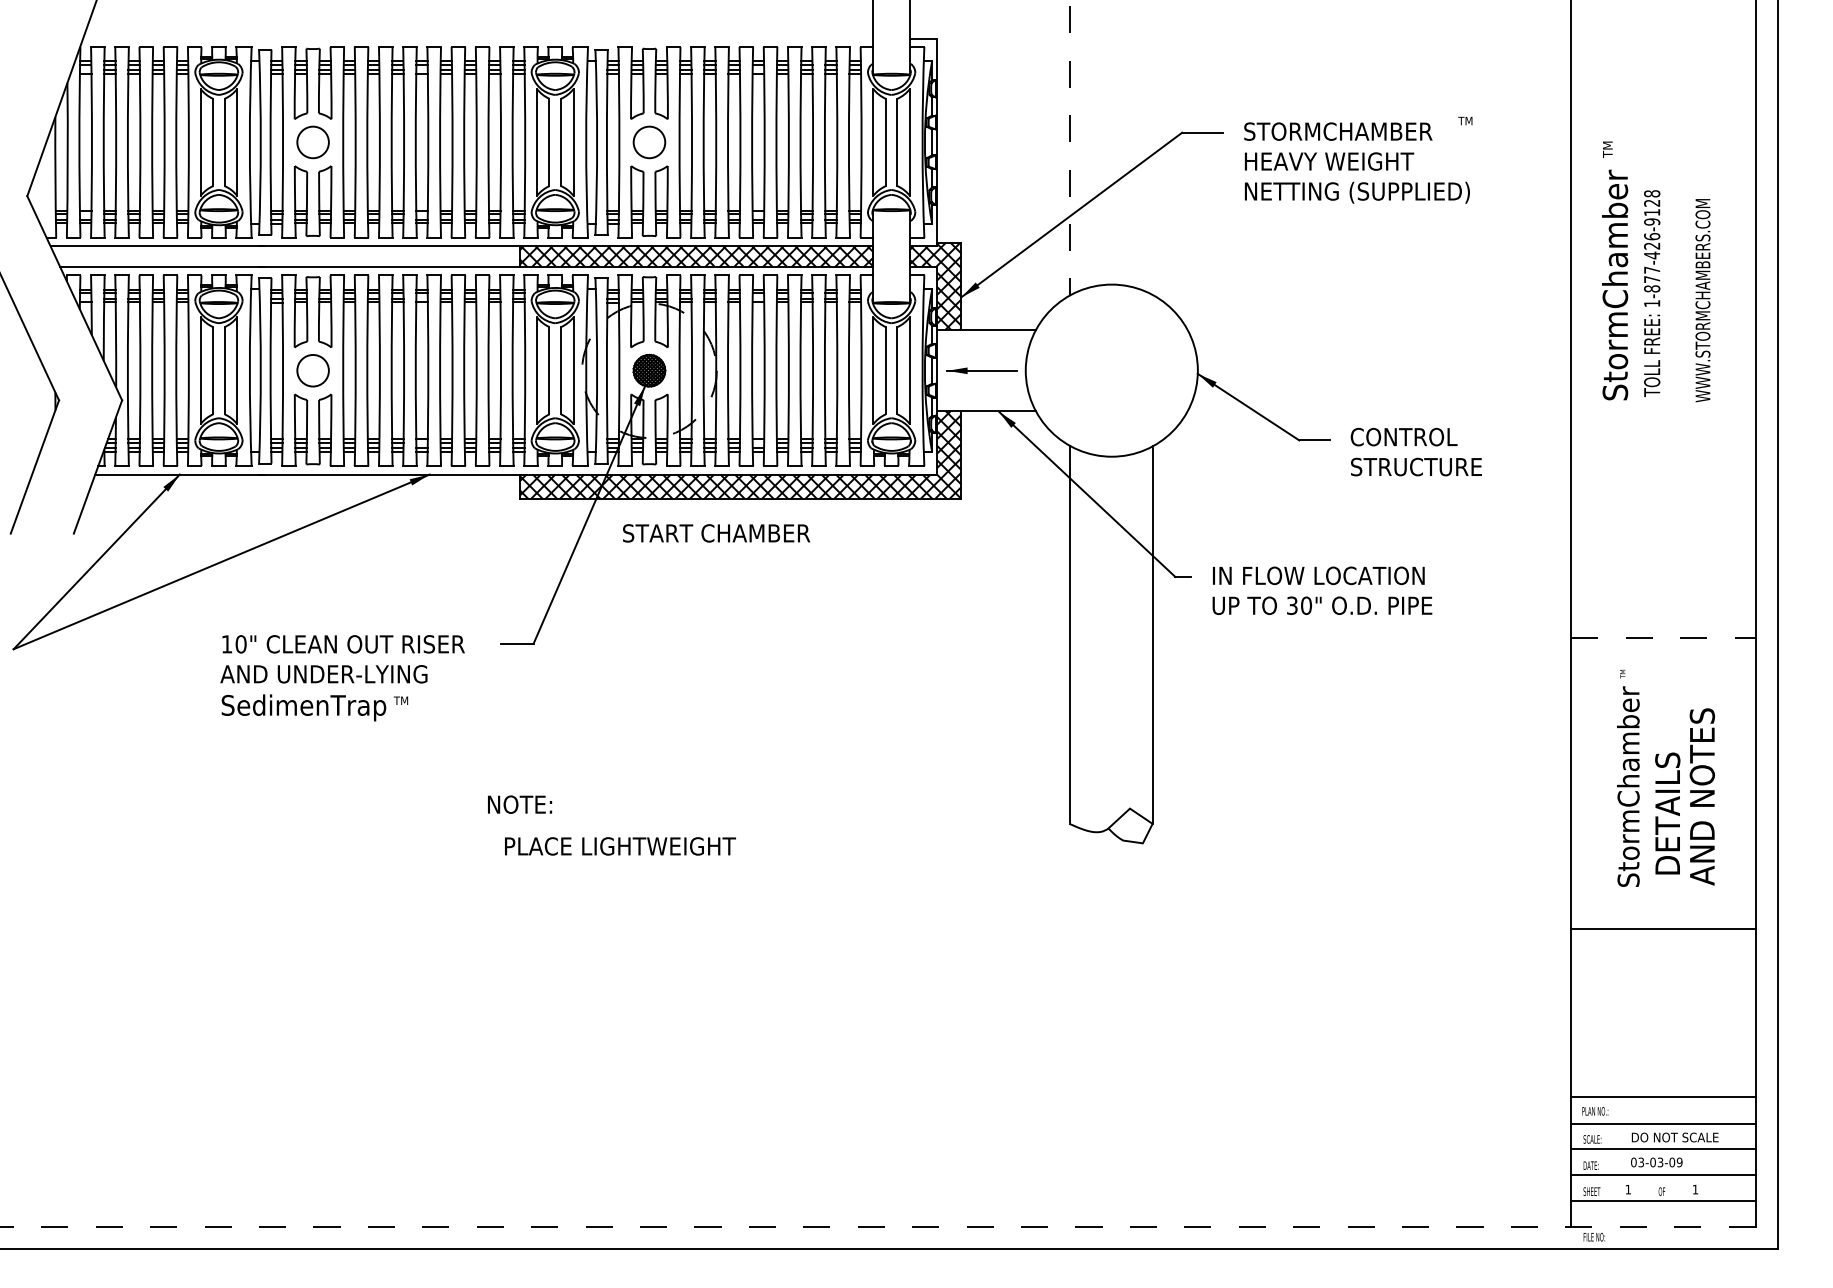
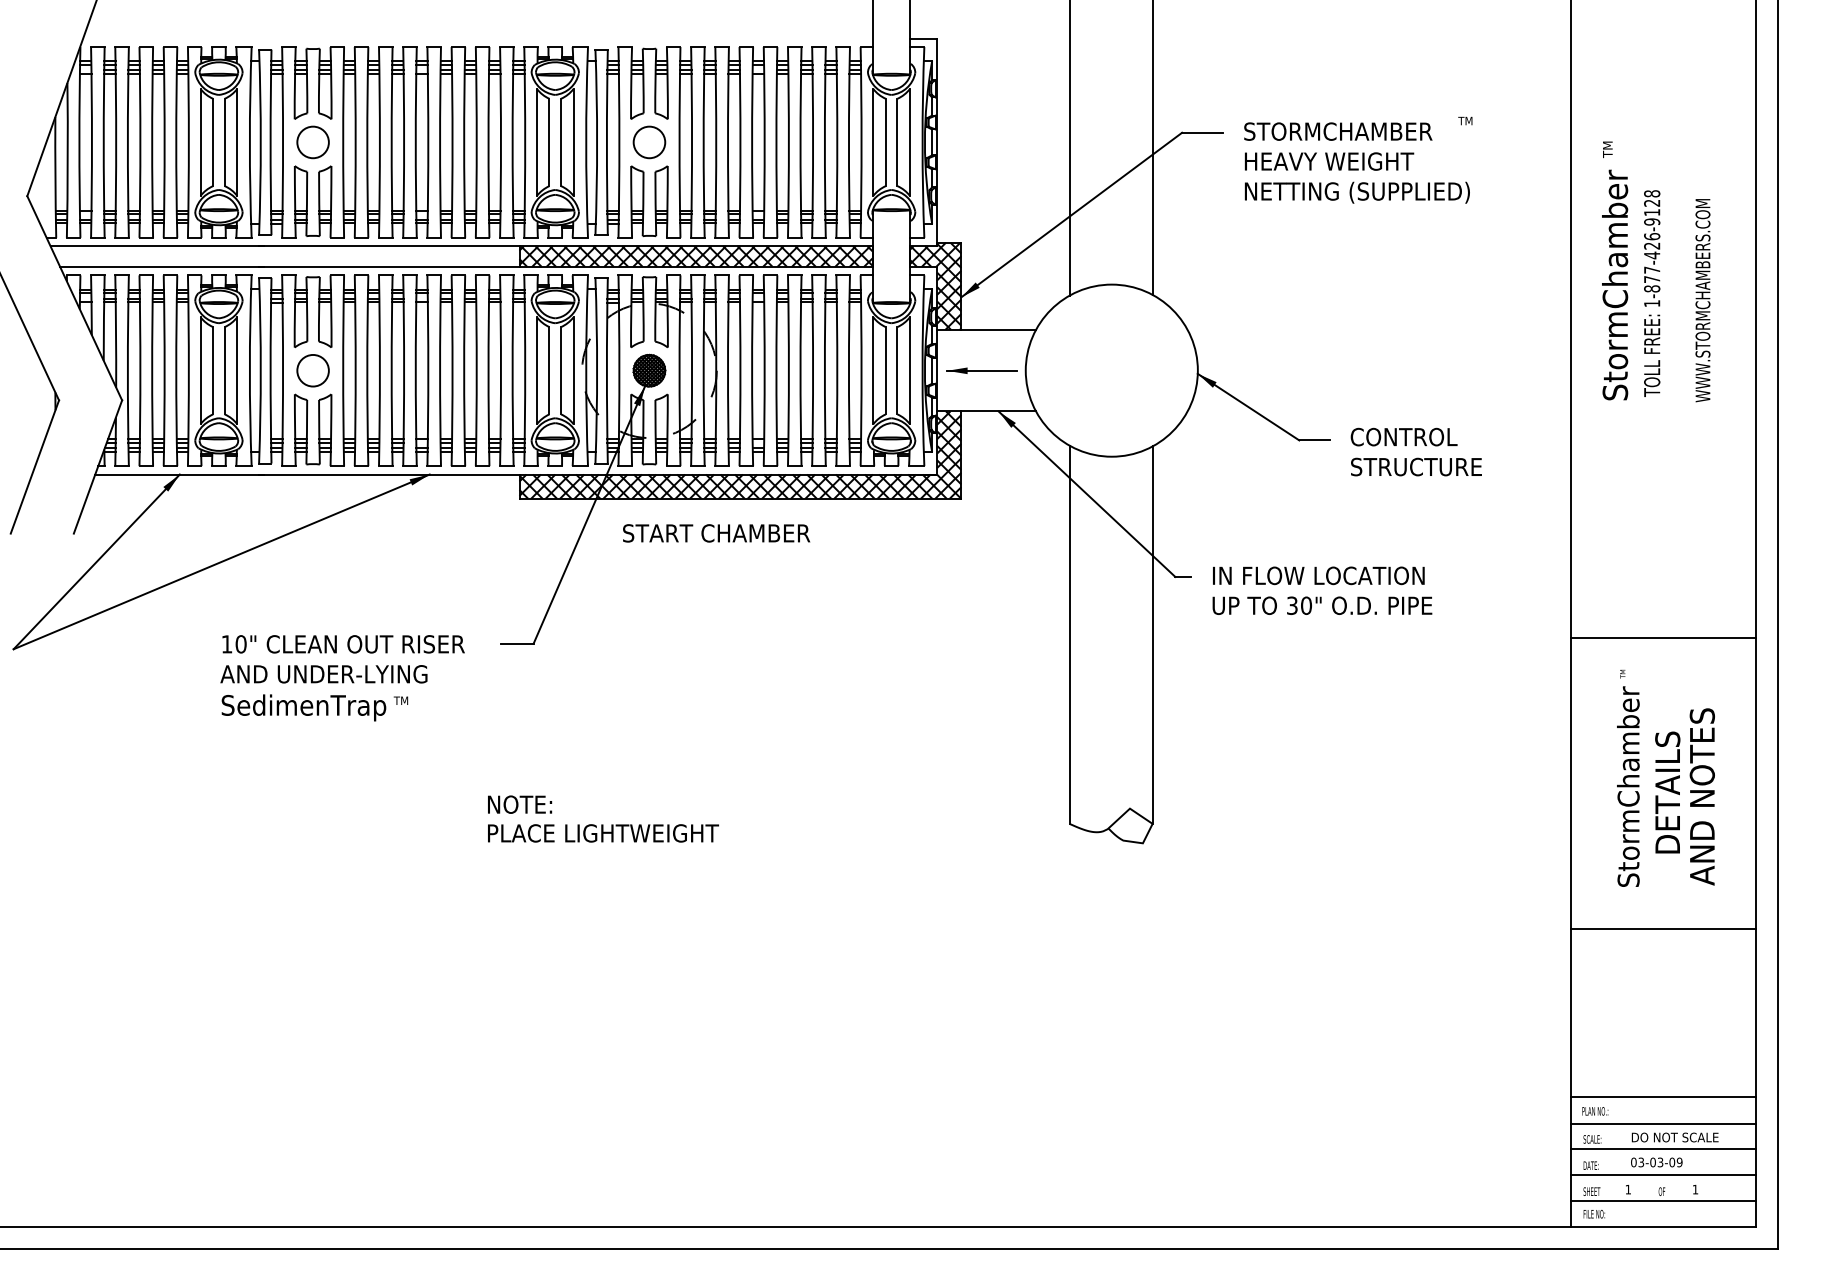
line: dashed -> solid (1069, 148)
line: none -> present (1152, 148)
line: dashed -> solid (1663, 637)
text position: (1667, 813) -> (1667, 792) (1667, 792)
text position: (620, 846) -> (603, 833) (603, 833)
line: dashed -> solid (877, 1227)
text position: (1593, 1237) -> (1593, 1214) (1593, 1214)
